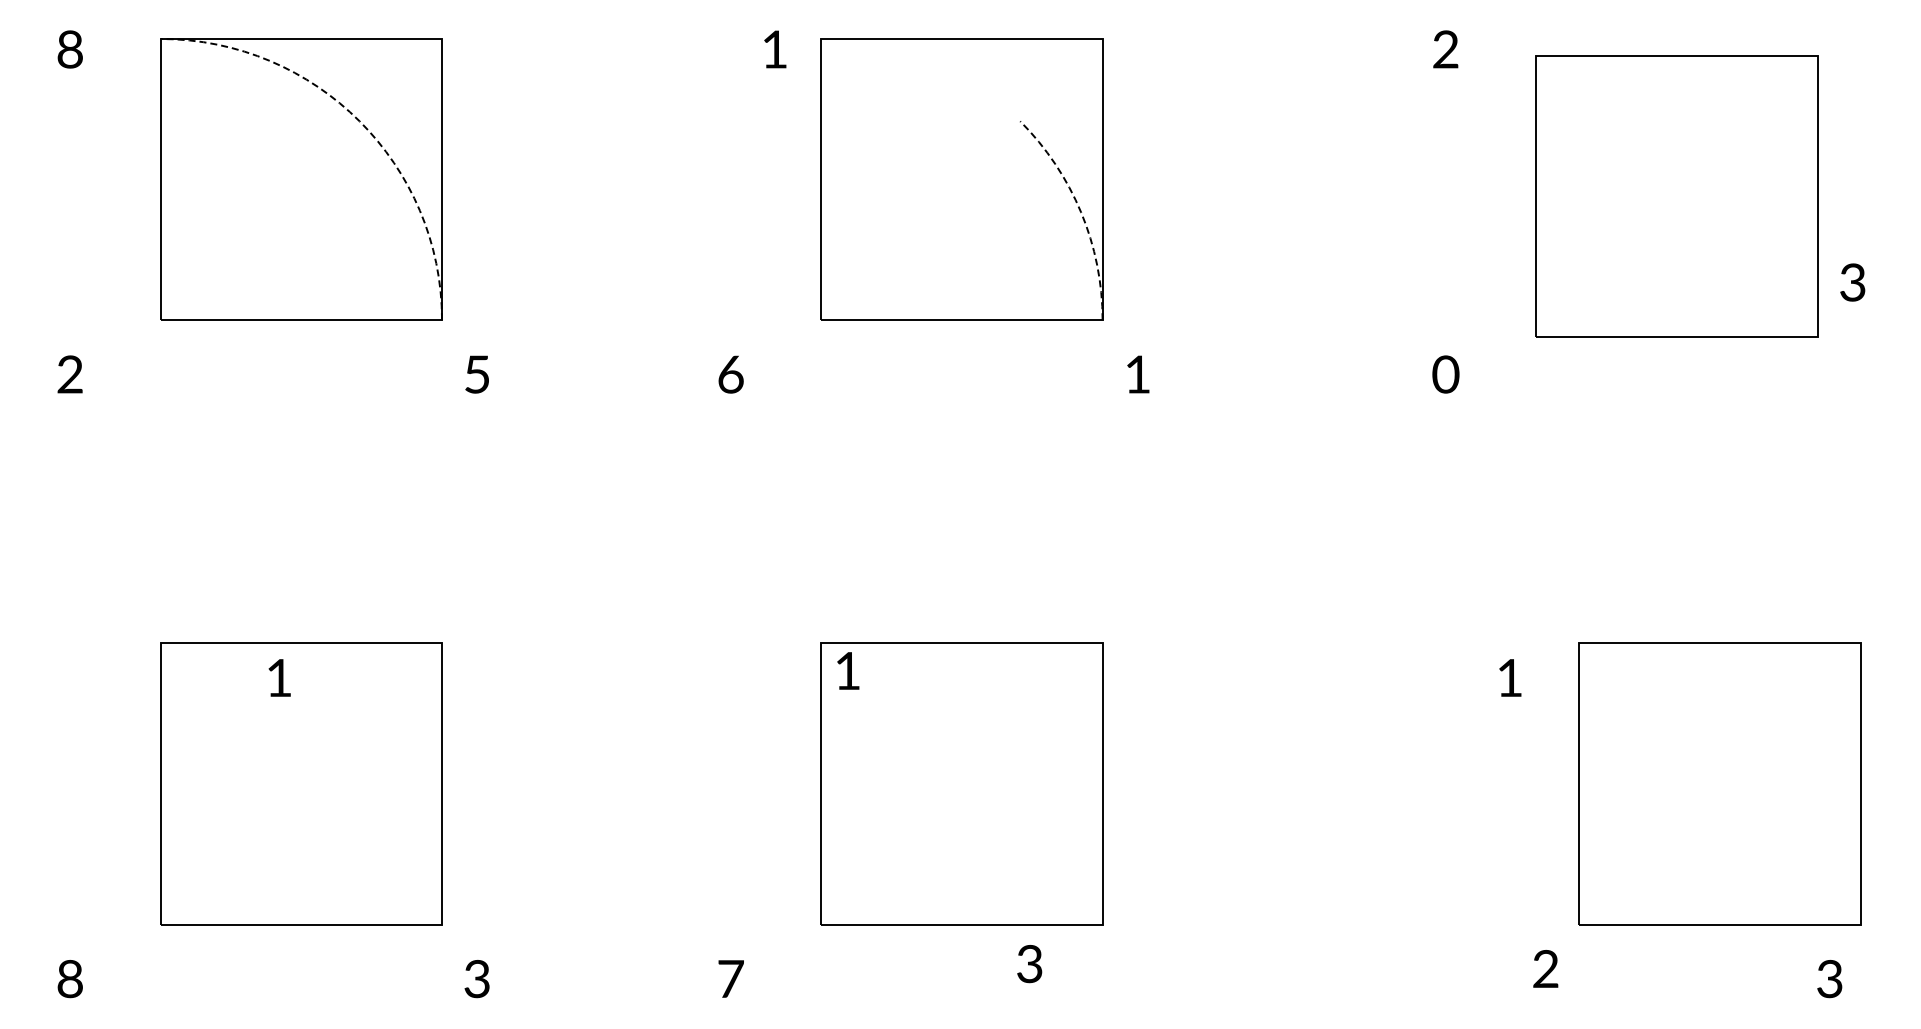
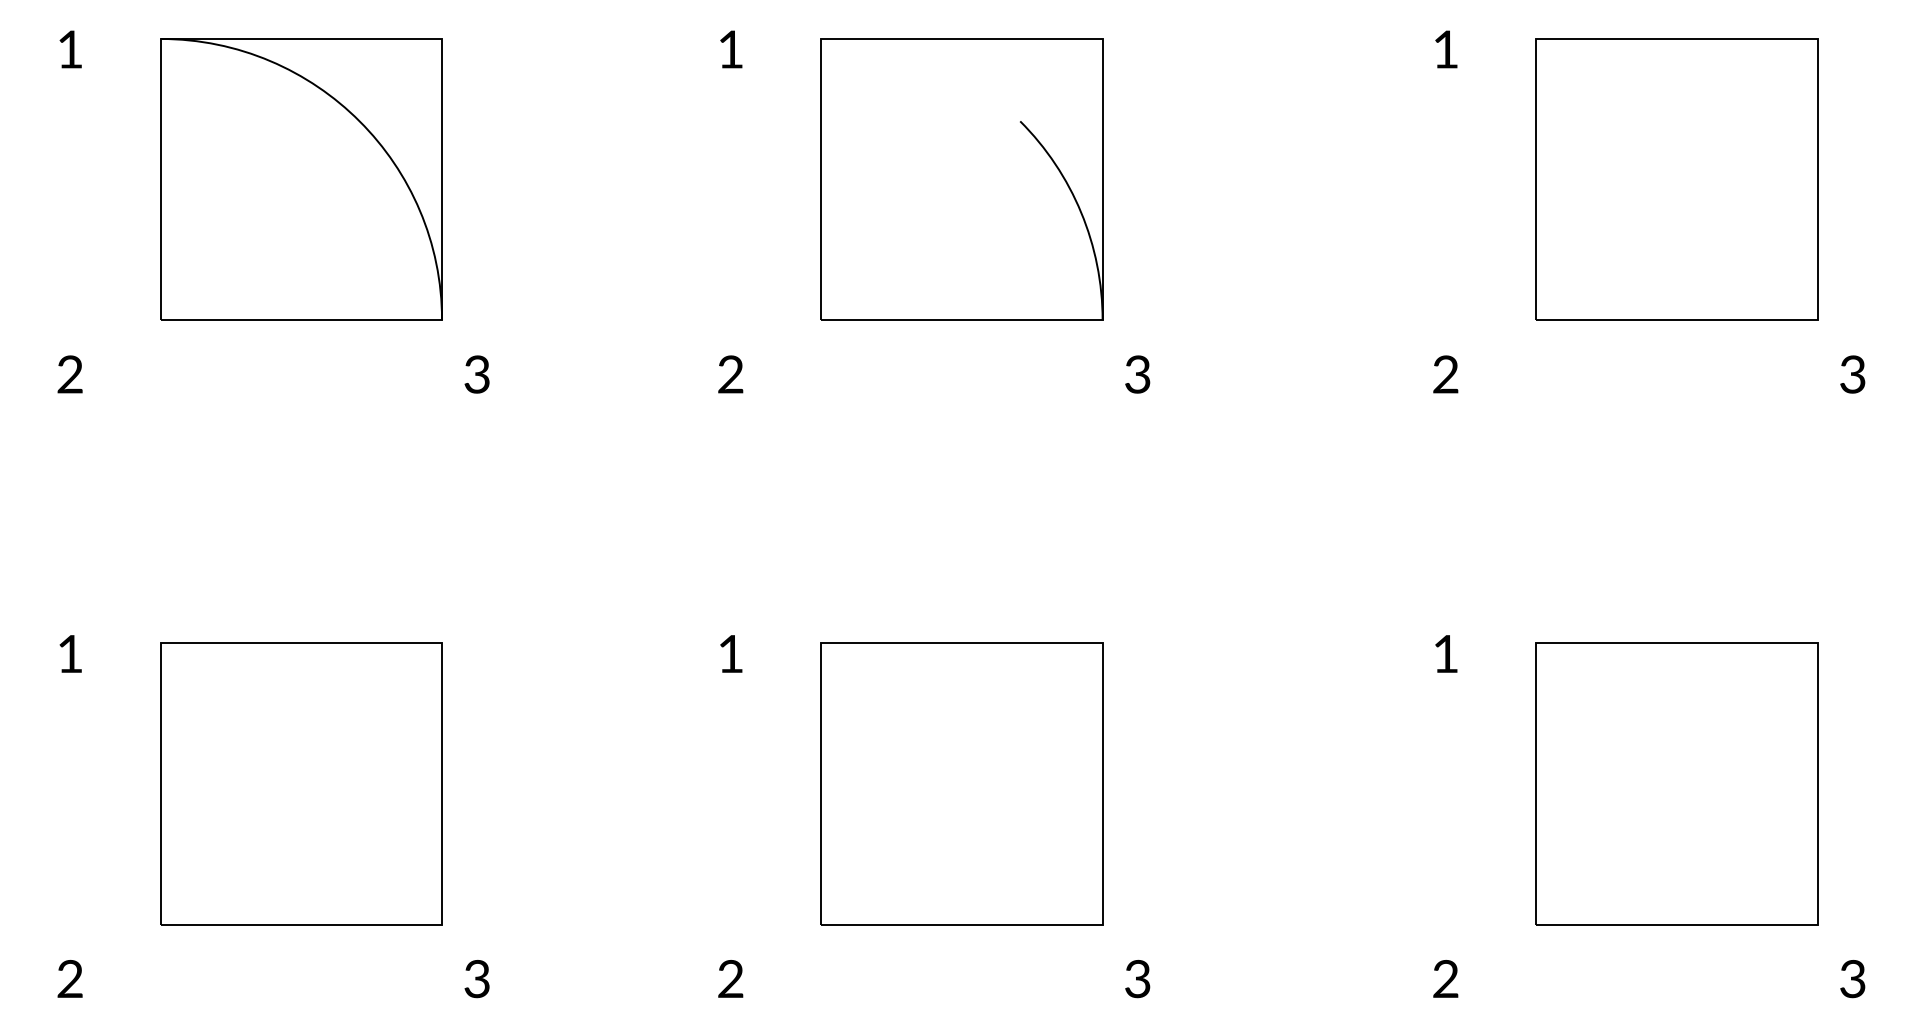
text: 8 -> 1 (69, 49)
text position: (775, 49) -> (731, 49) (731, 49)
text: 2 -> 1 (1445, 49)
arc: dashed -> solid (359, 121)
part position: (1676, 196) -> (1676, 179) (1676, 179)
arc: dashed -> solid (1081, 212)
text position: (1852, 282) -> (1852, 374) (1852, 374)
text: 5 -> 3 (476, 374)
text: 6 -> 2 (730, 374)
text: 1 -> 3 (1137, 374)
text: 0 -> 2 (1445, 374)
text position: (848, 670) -> (731, 653) (731, 653)
text position: (279, 677) -> (70, 653) (70, 653)
text position: (1510, 677) -> (1446, 653) (1446, 653)
part position: (1719, 783) -> (1676, 783) (1676, 783)
text position: (1029, 964) -> (1137, 979) (1137, 979)
text position: (1545, 968) -> (1445, 978) (1445, 978)
text: 7 -> 2 (730, 978)
text: 8 -> 2 (69, 979)
text position: (1829, 979) -> (1852, 979) (1852, 979)
